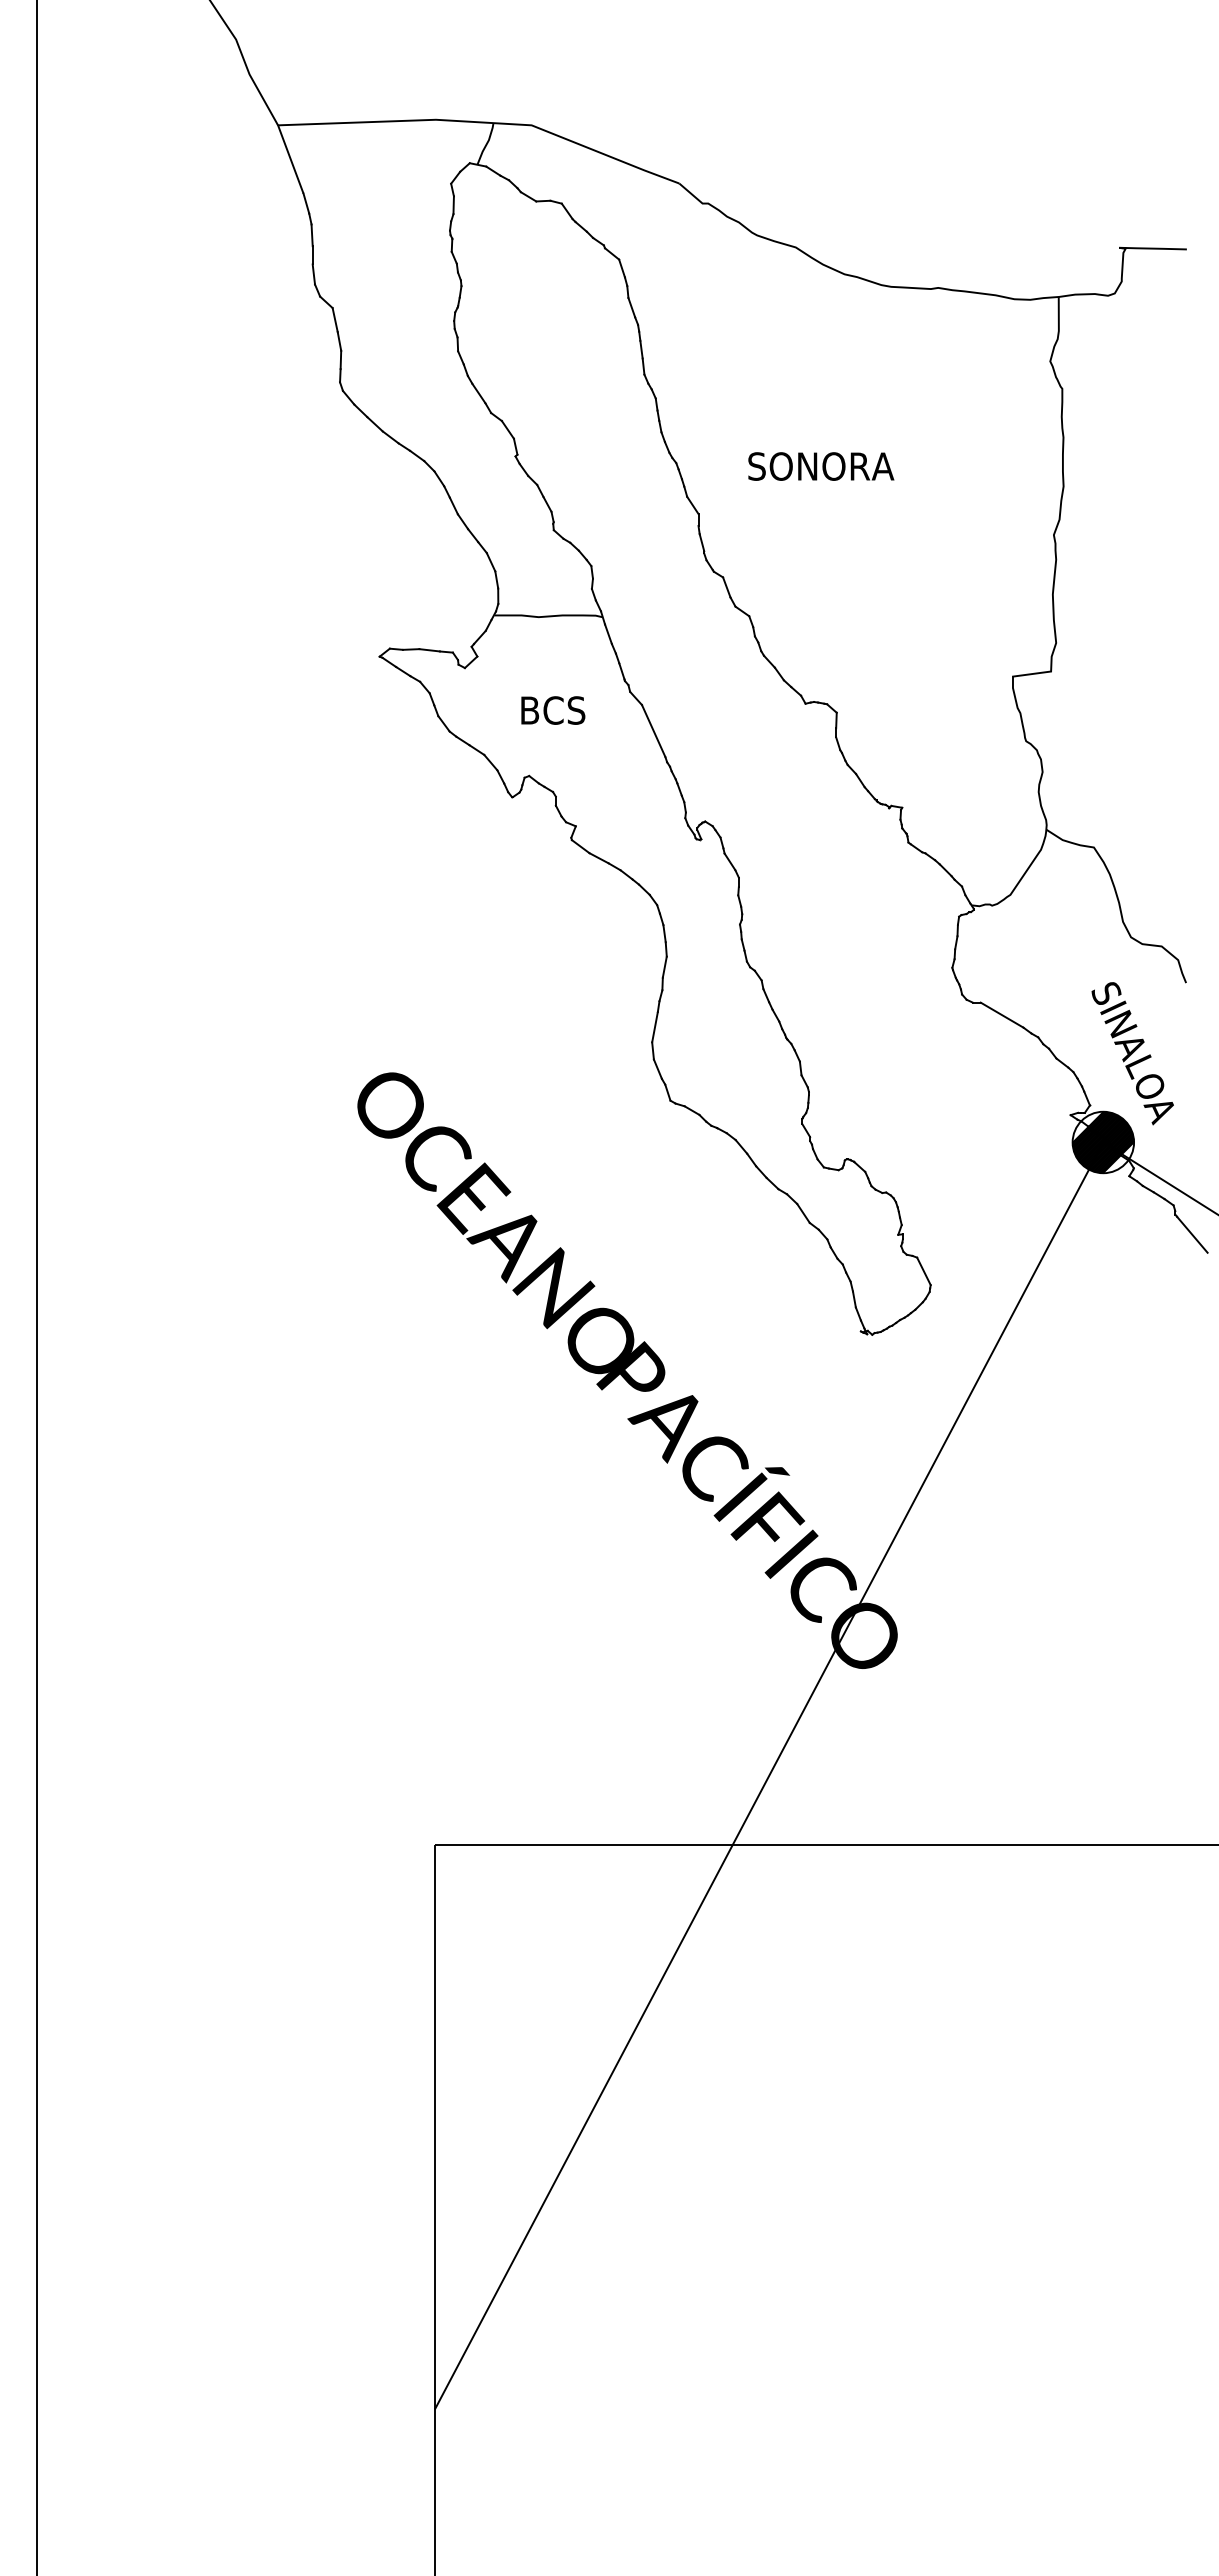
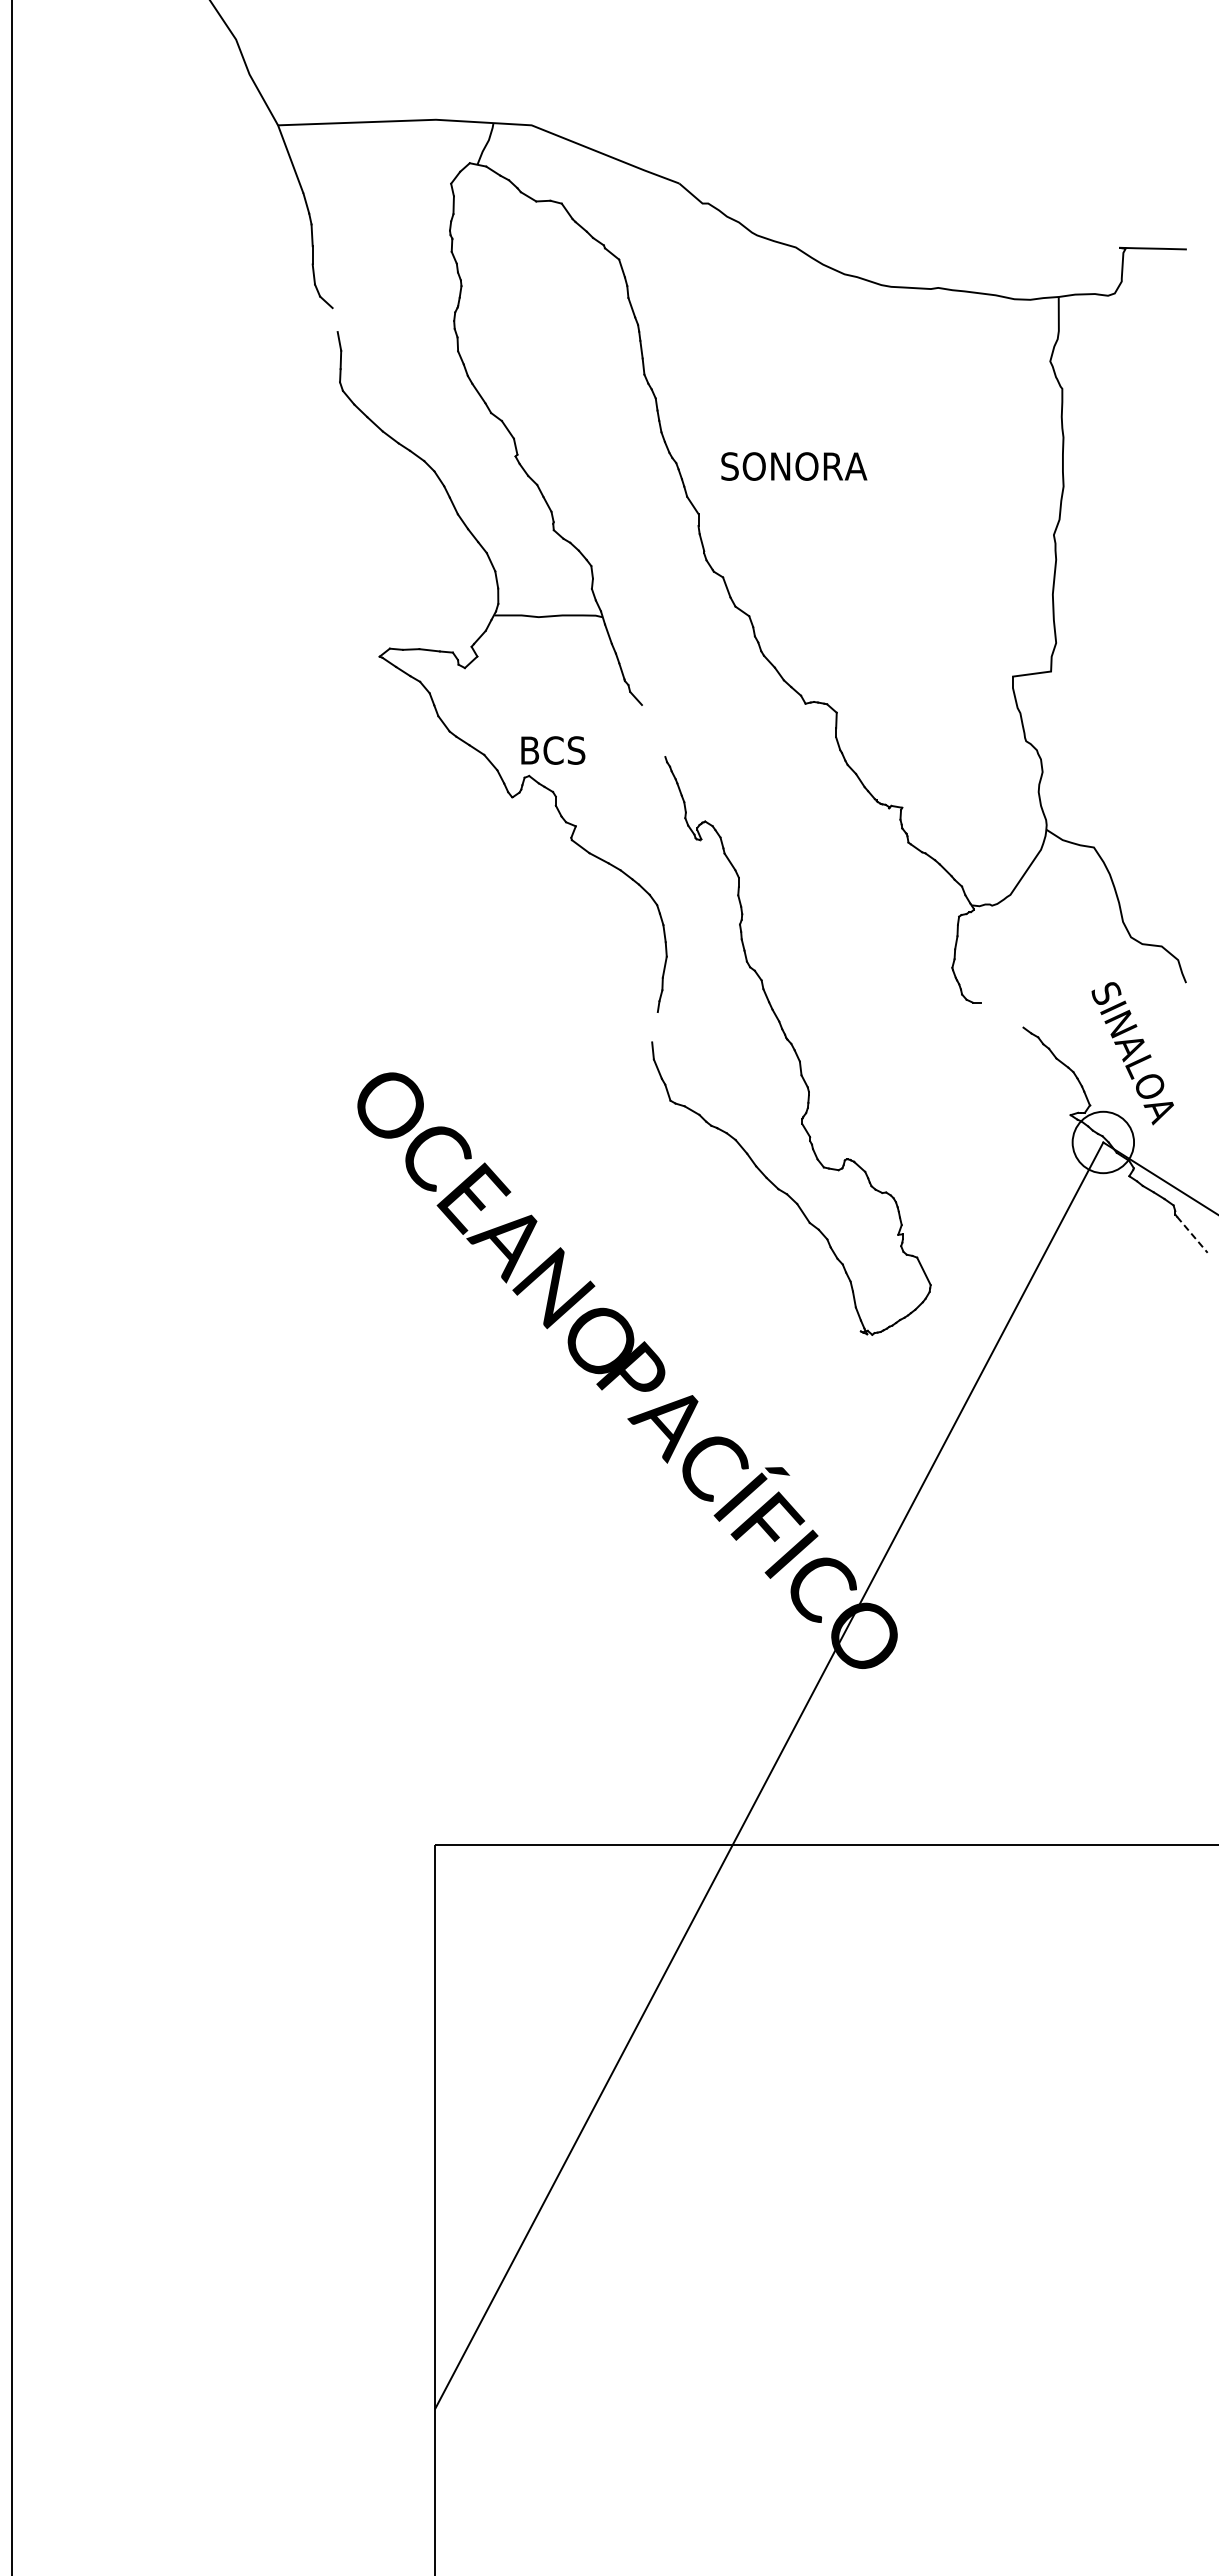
line: present -> none (334, 320)
text position: (821, 466) -> (794, 466) (794, 466)
text position: (553, 710) -> (553, 750) (553, 750)
line: present -> none (653, 731)
line: present -> none (1001, 1014)
line: present -> none (654, 1027)
hatch: present -> none (1103, 1142)
line: solid -> dashed (1192, 1234)
line position: (36, 1287) -> (11, 1287) (11, 1287)
